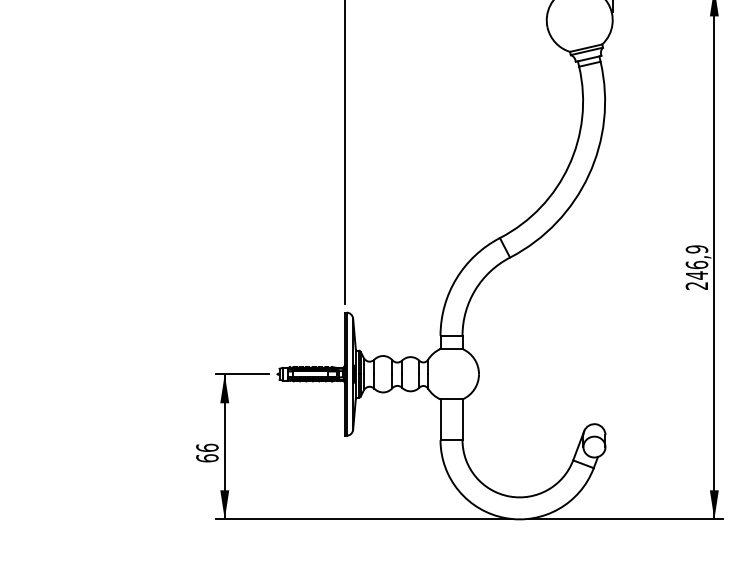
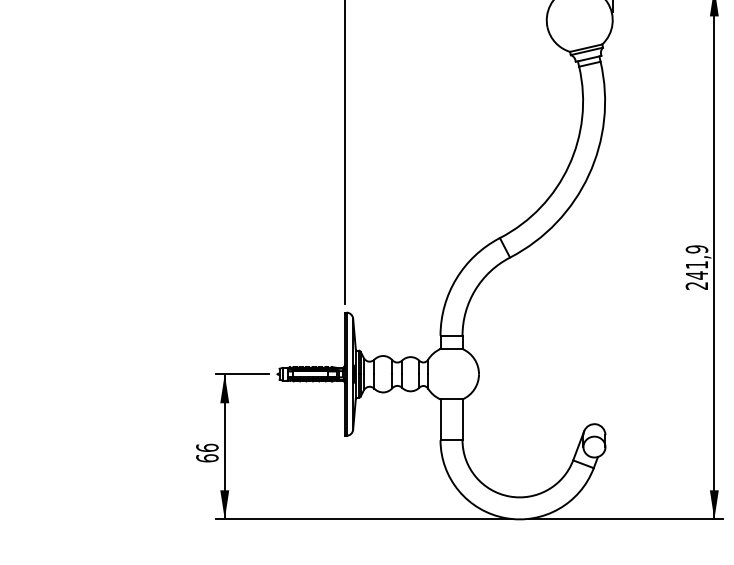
text: 246,9 -> 241,9 (696, 264)
